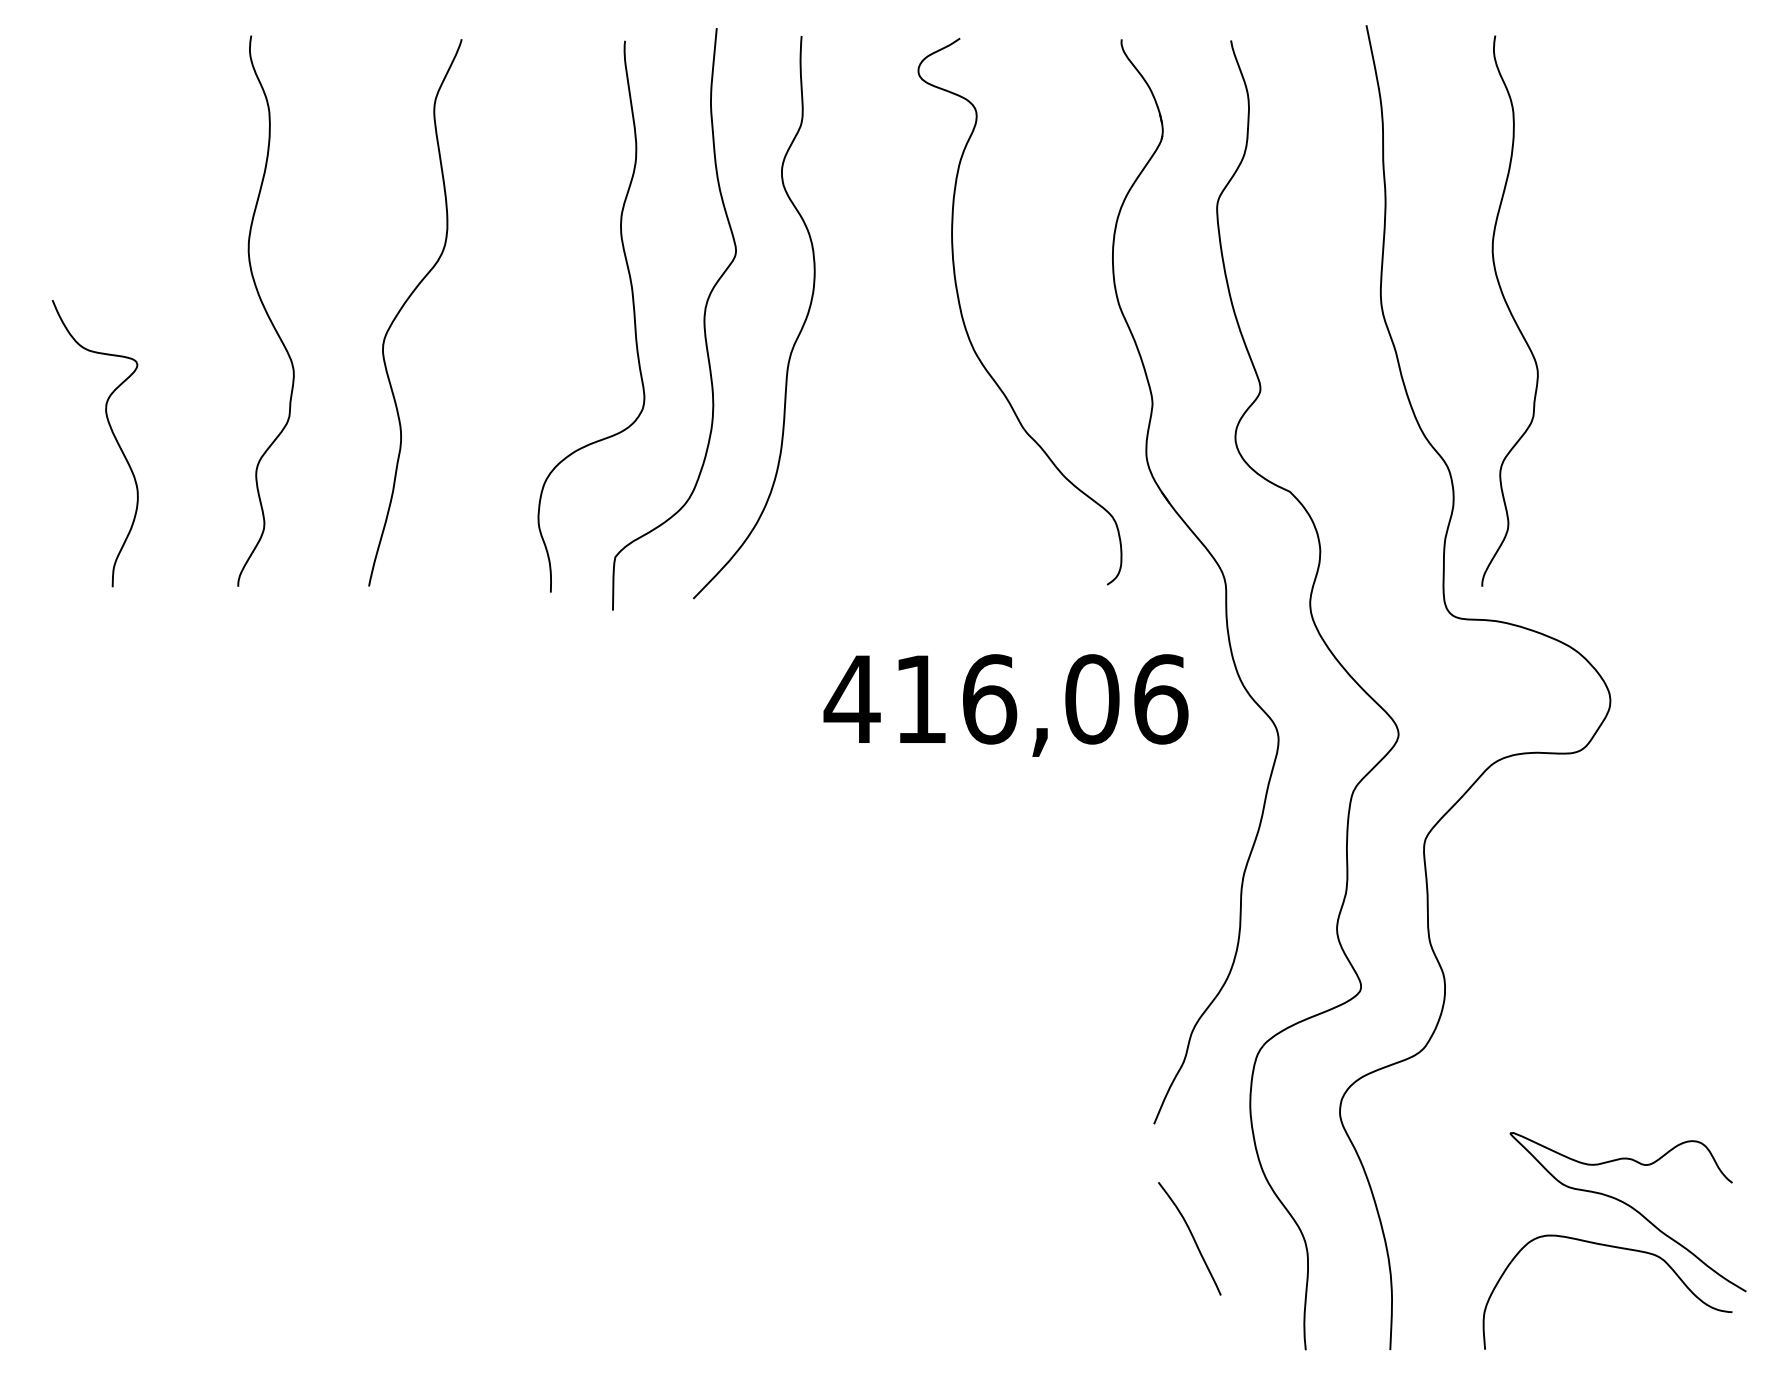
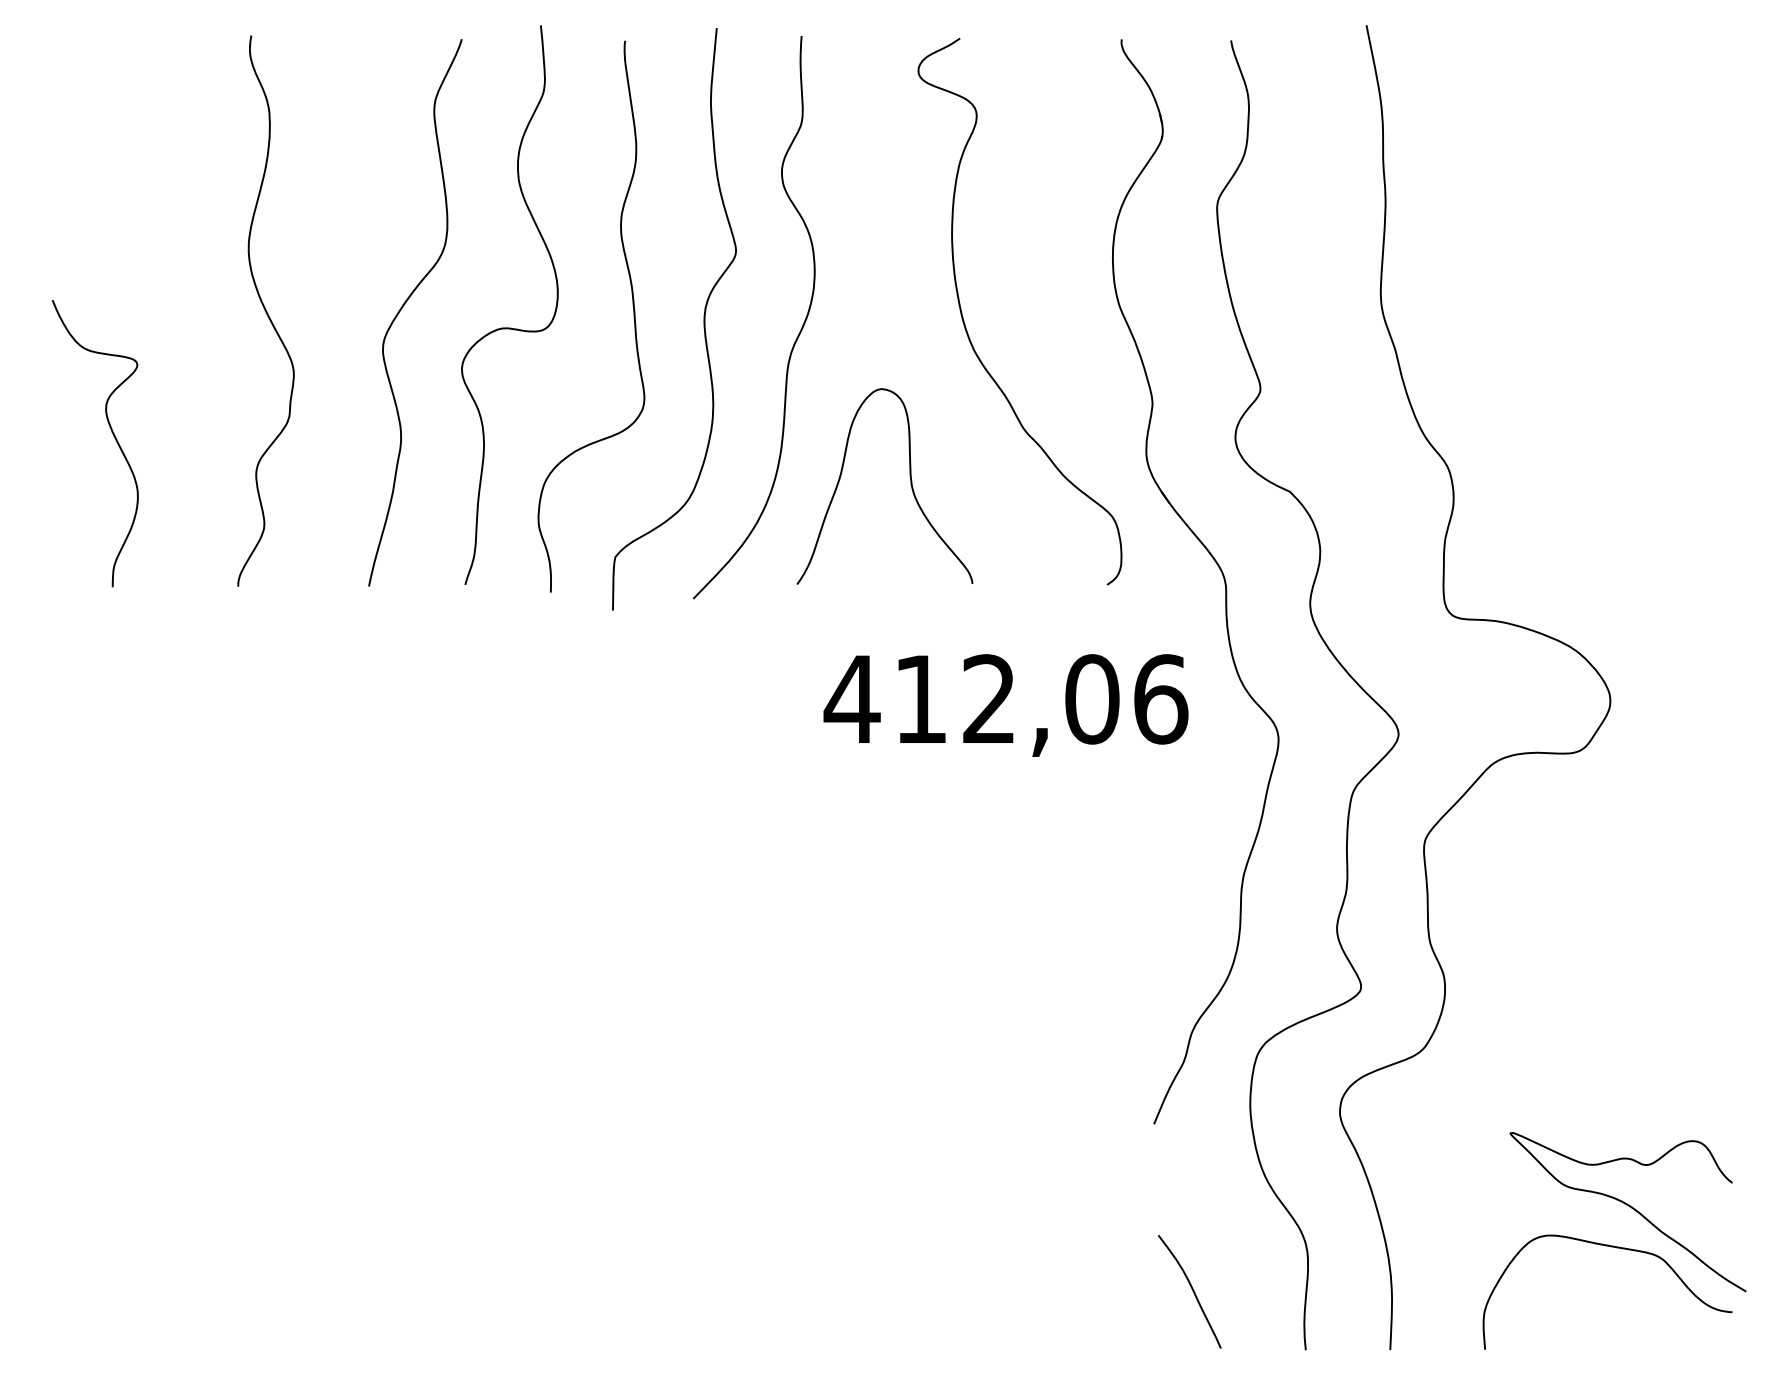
curve: present -> none (1509, 310)
part: none -> present (509, 327)
curve: none -> present (910, 484)
text: 416,06 -> 412,06 (990, 699)
curve position: (1191, 1236) -> (1191, 1289) (1191, 1289)
